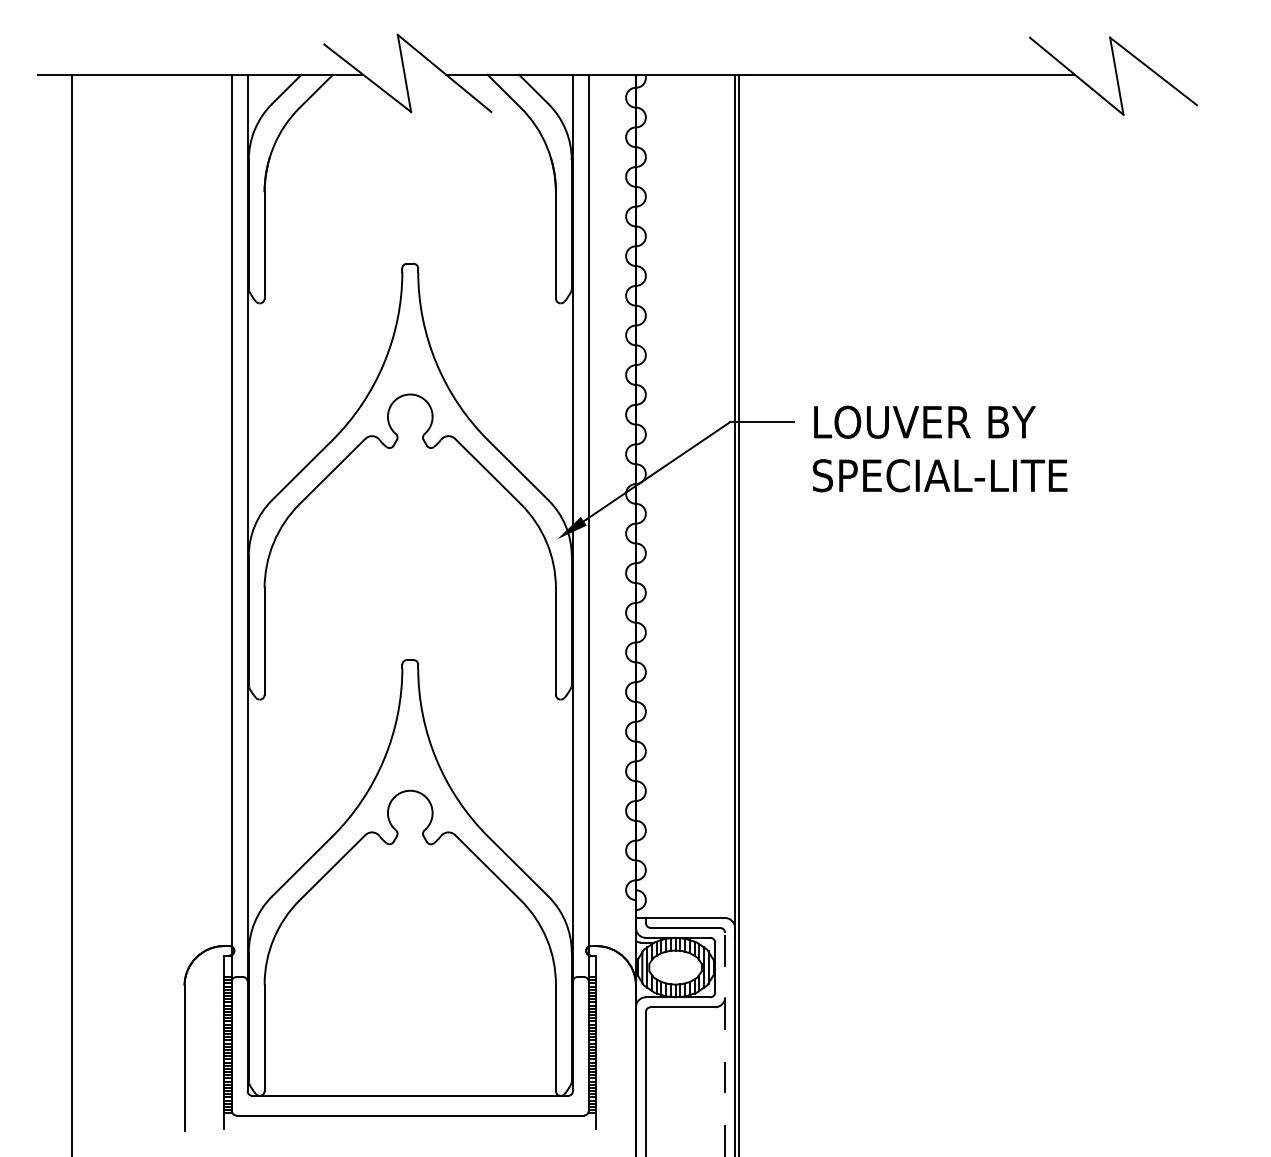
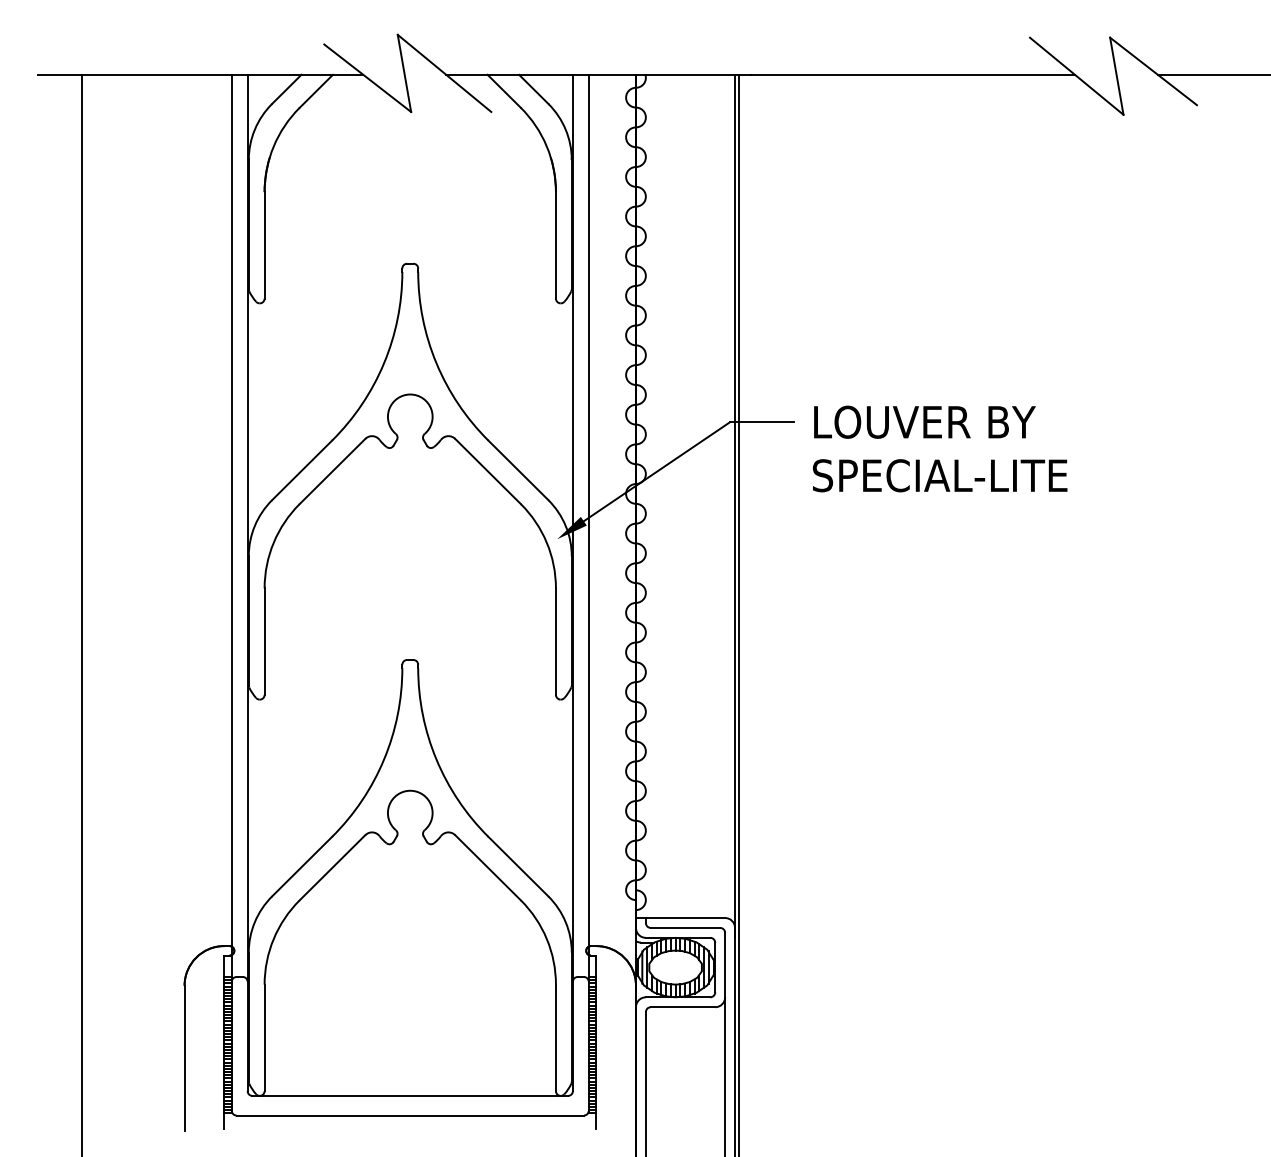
line: none -> present (1212, 74)
line position: (71, 613) -> (81, 613) (81, 613)
line: dashed -> solid (725, 1044)
